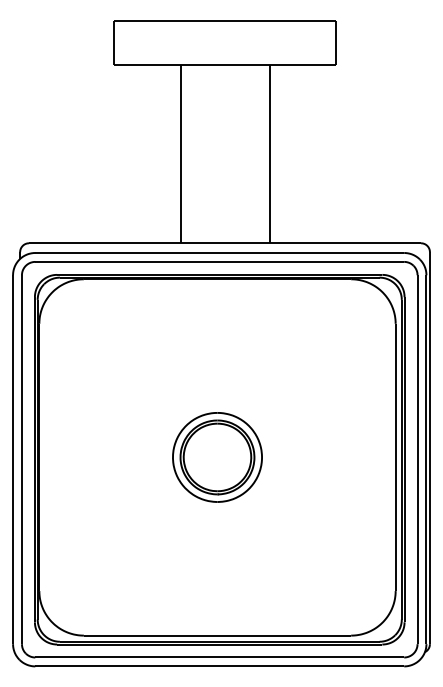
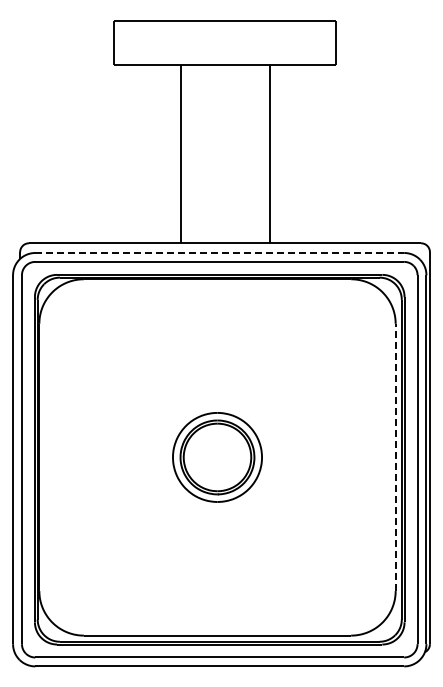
line: solid -> dashed (220, 253)
line: solid -> dashed (395, 457)
